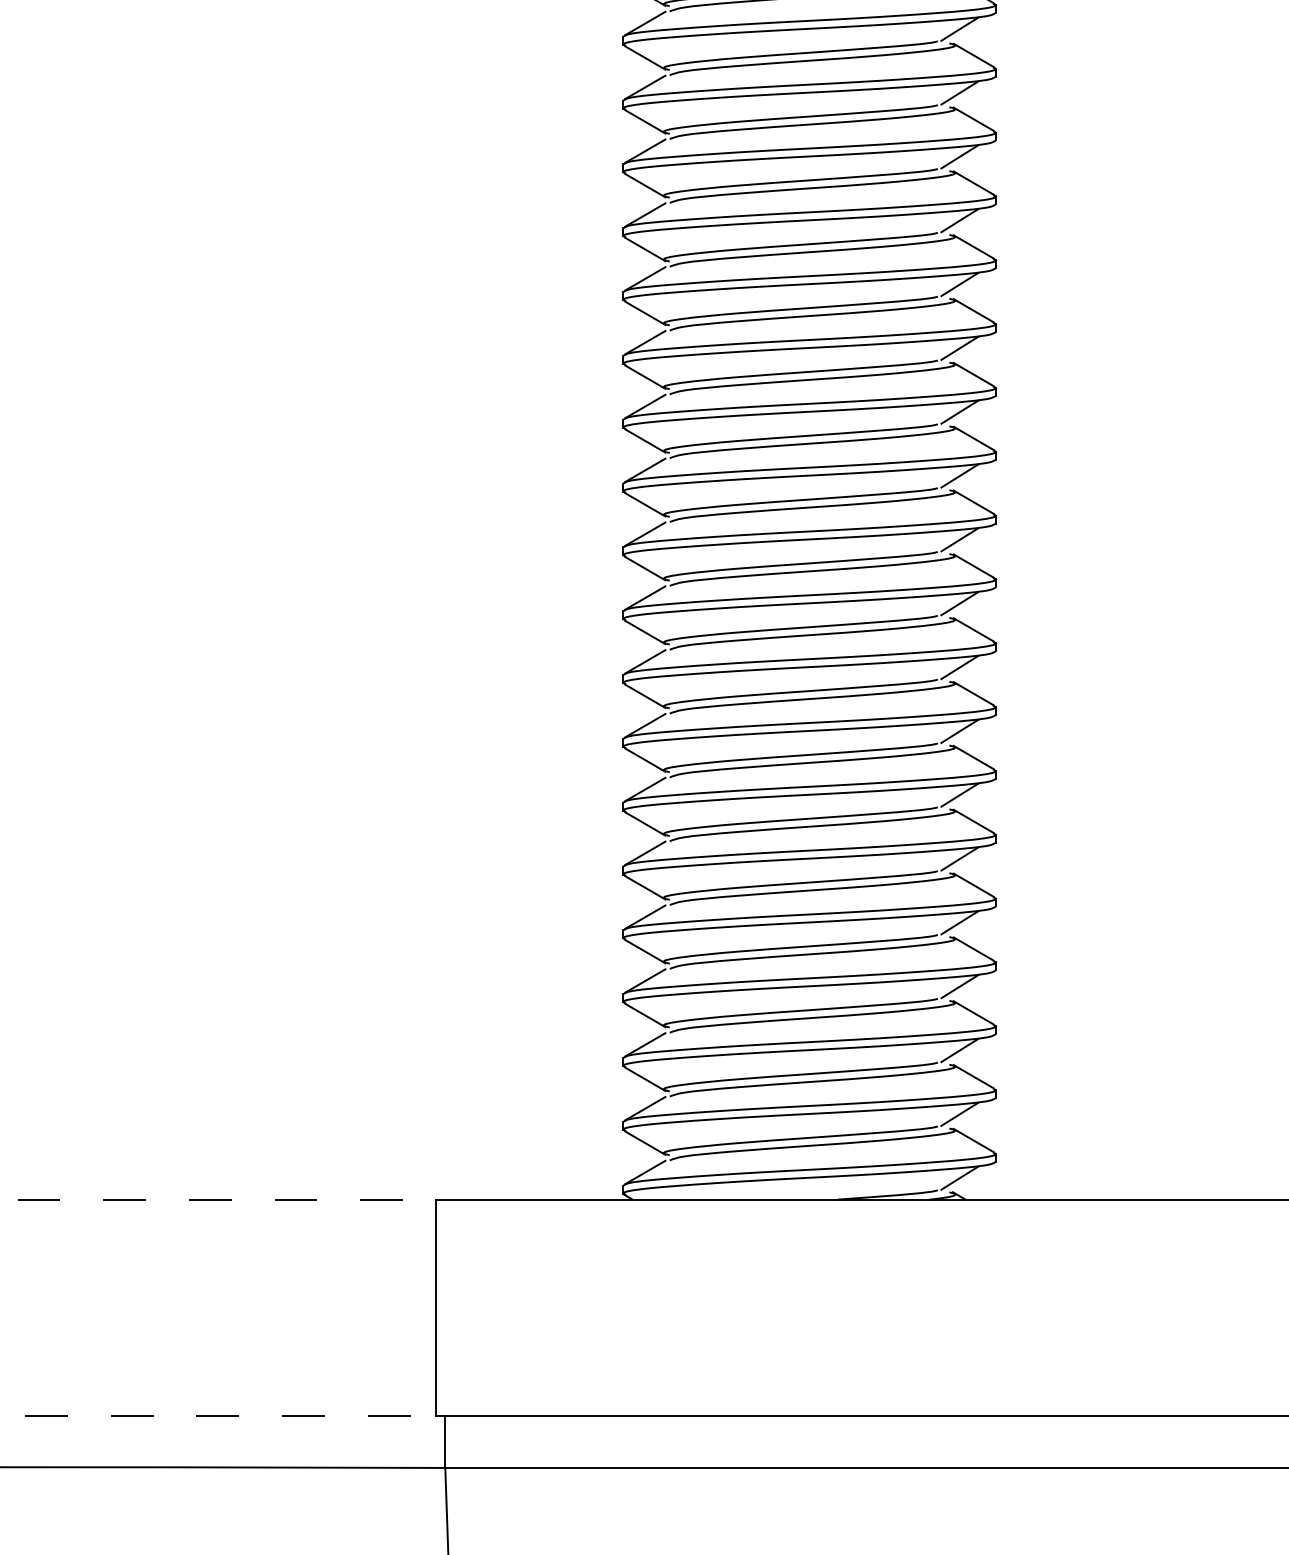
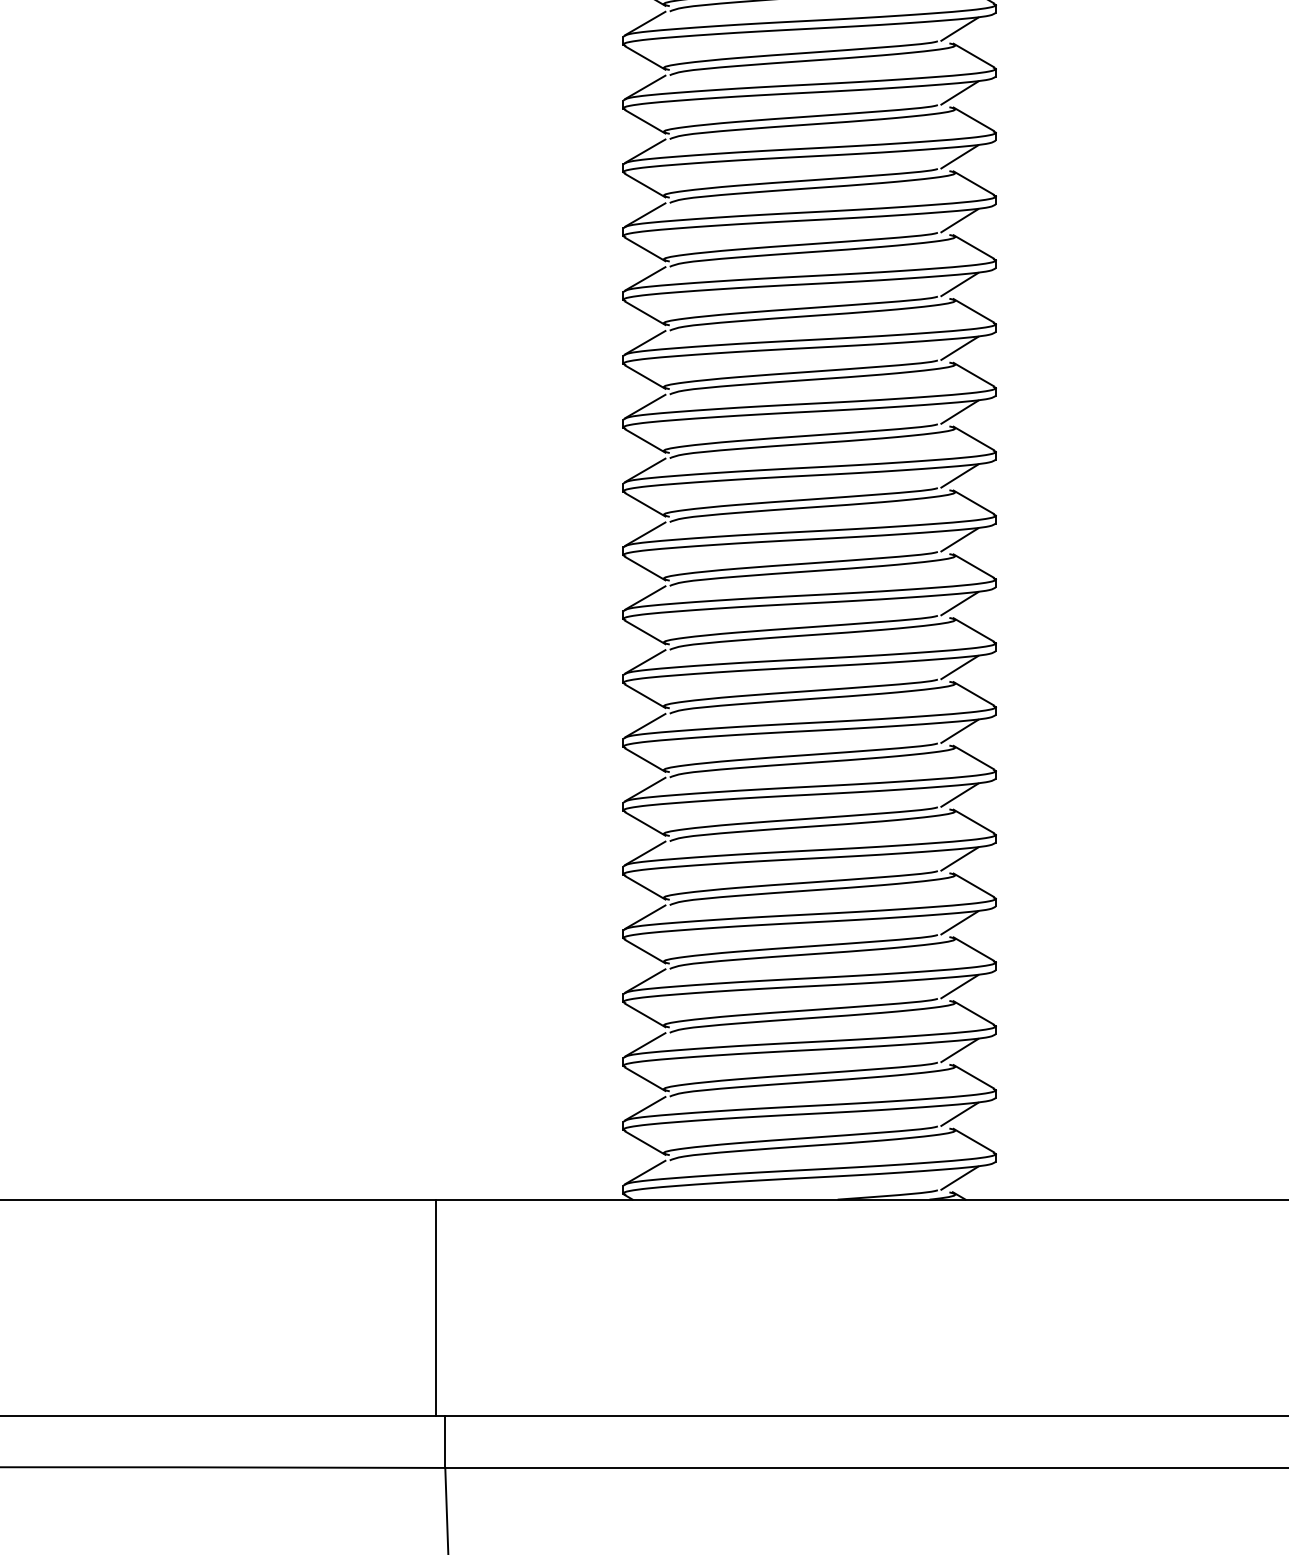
line: dashed -> solid (218, 1199)
line: dashed -> solid (218, 1415)
